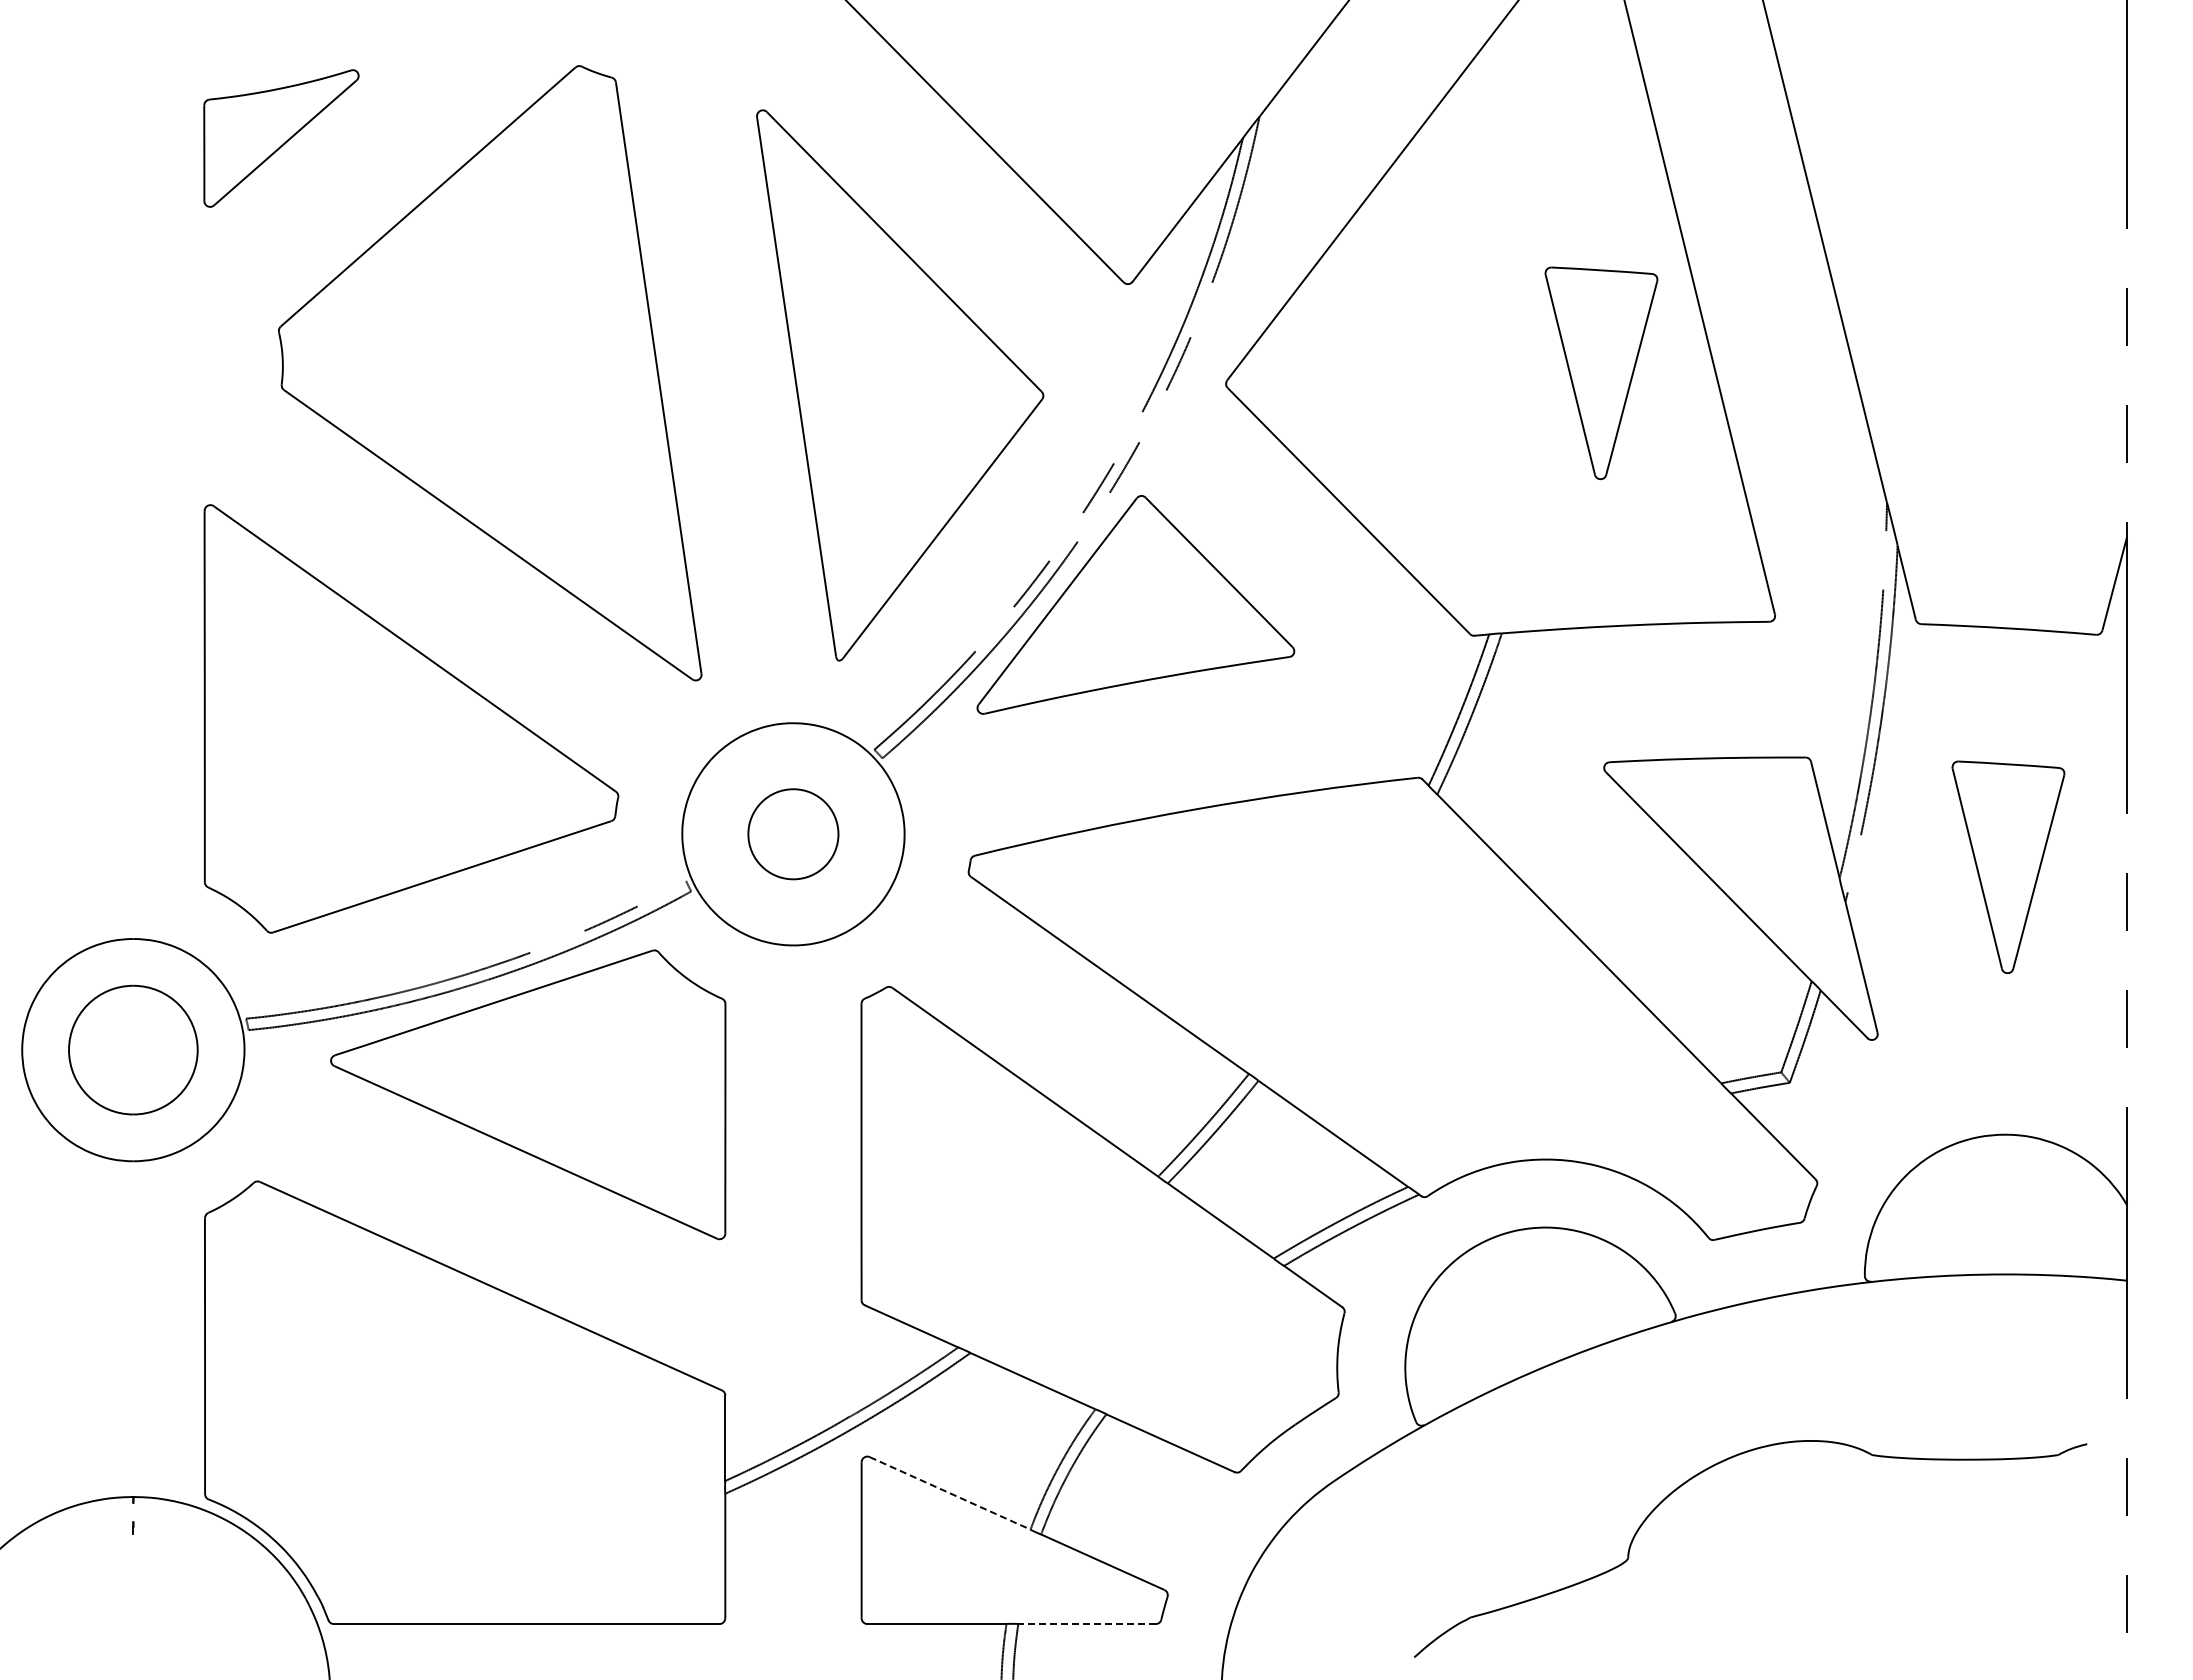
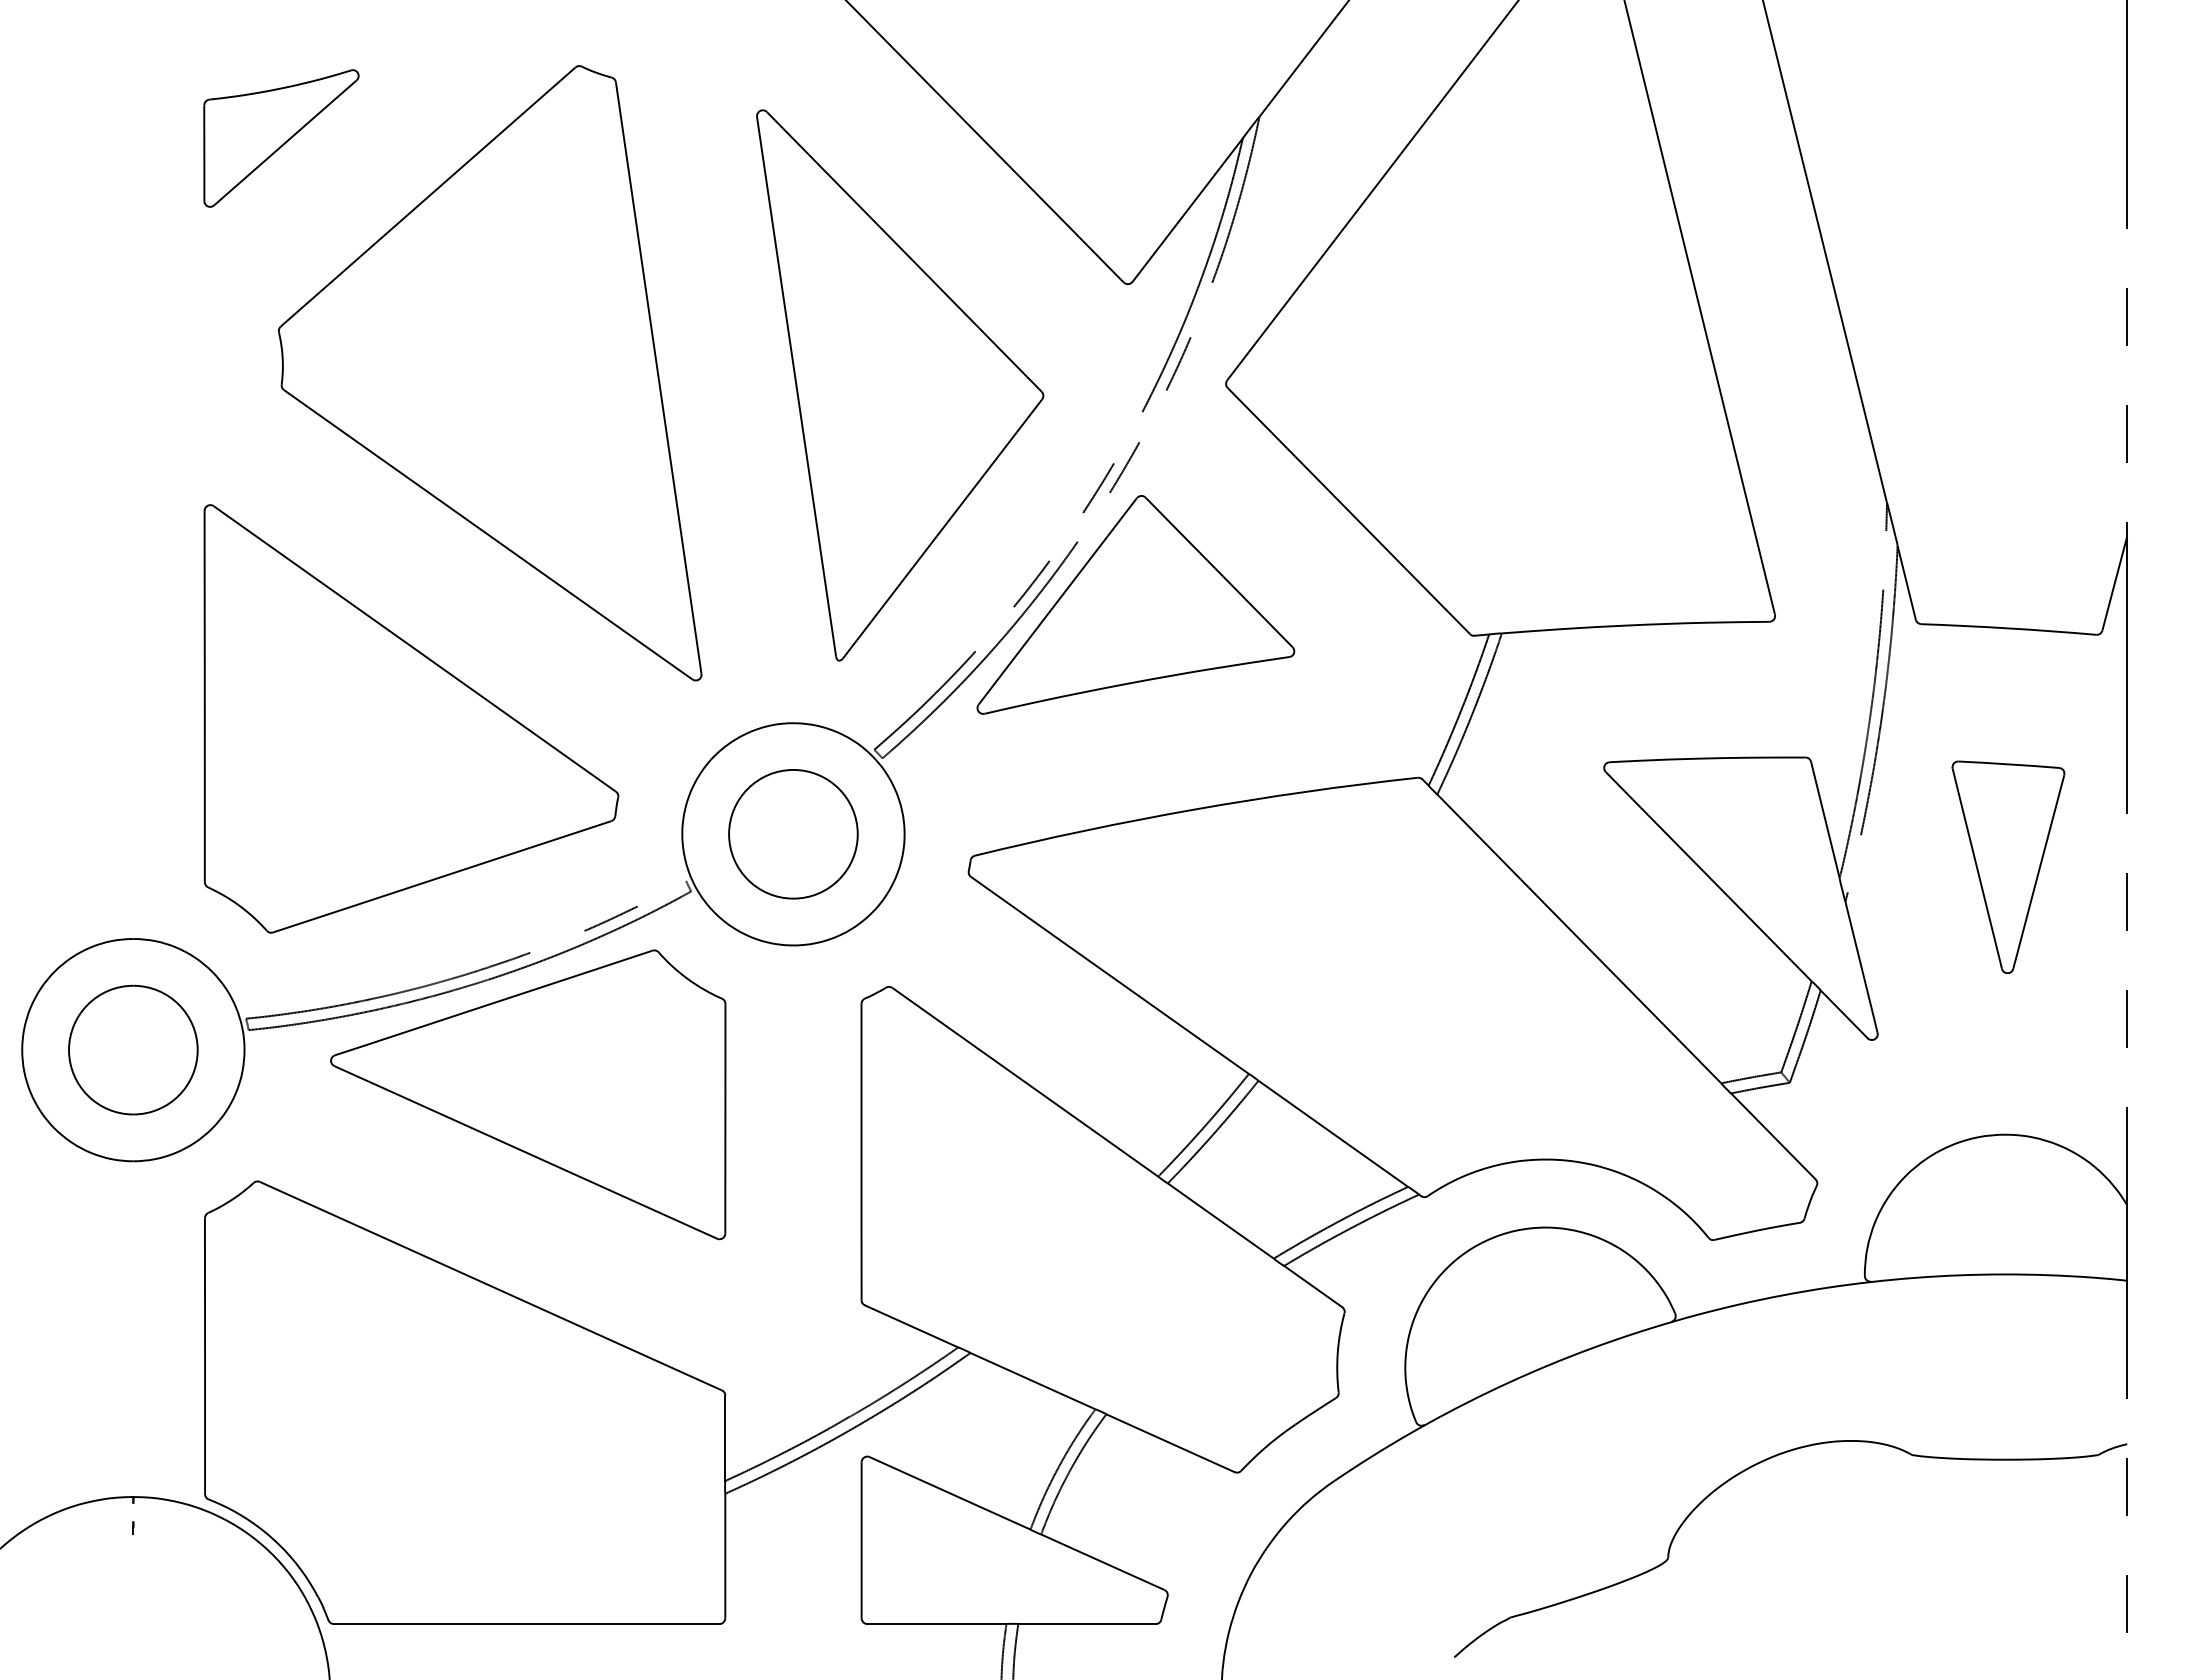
part: present -> none (1601, 373)
circle diameter: 90 px -> 129 px (793, 833)
part position: (1705, 1471) -> (1745, 1471) (1745, 1471)
line: dashed -> solid (951, 1493)
line: dashed -> solid (1087, 1624)
